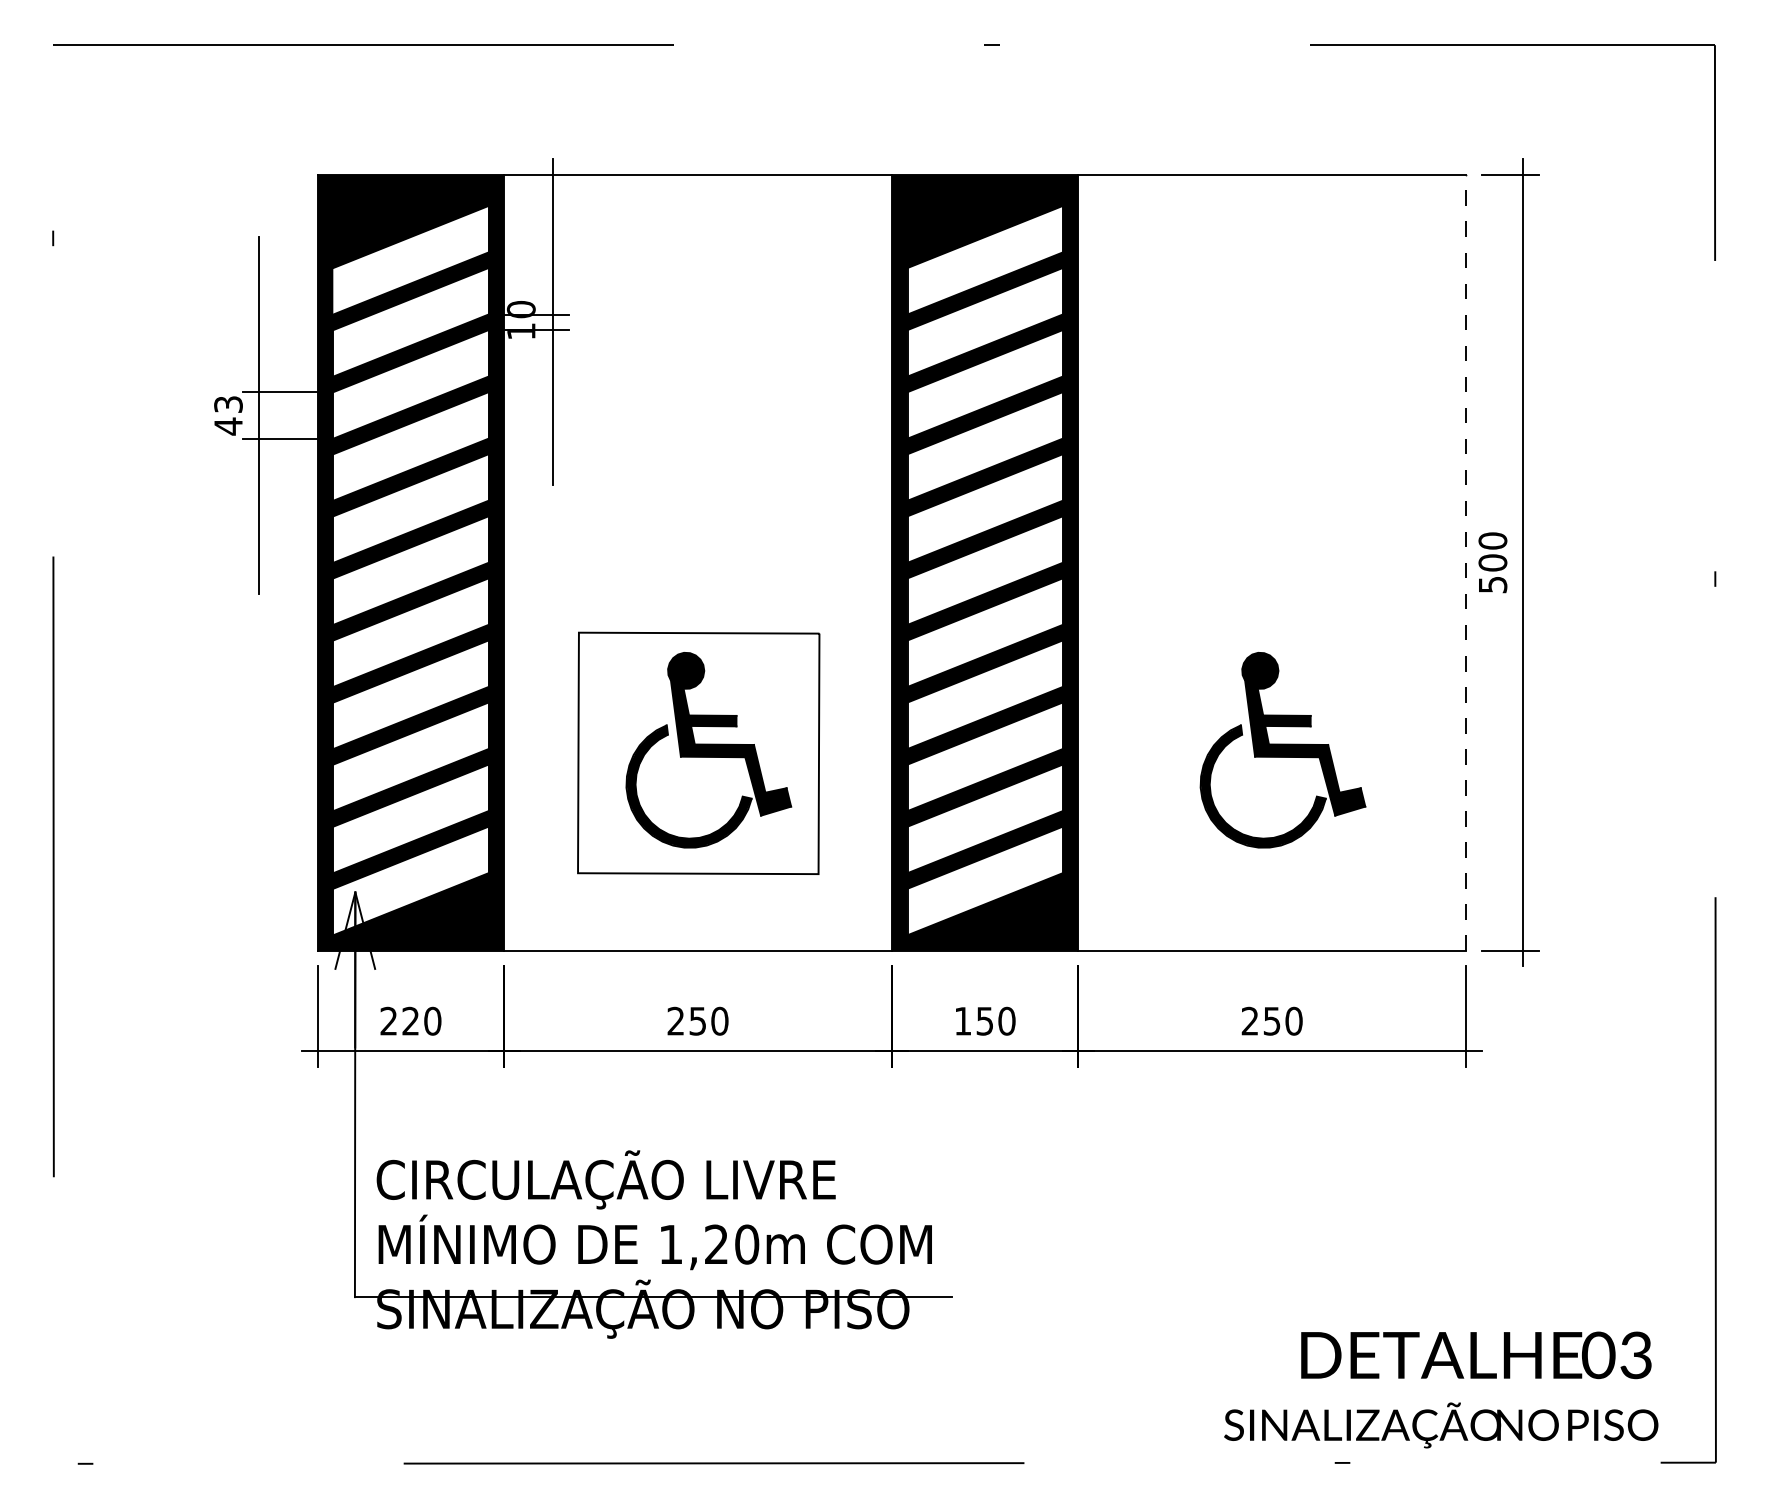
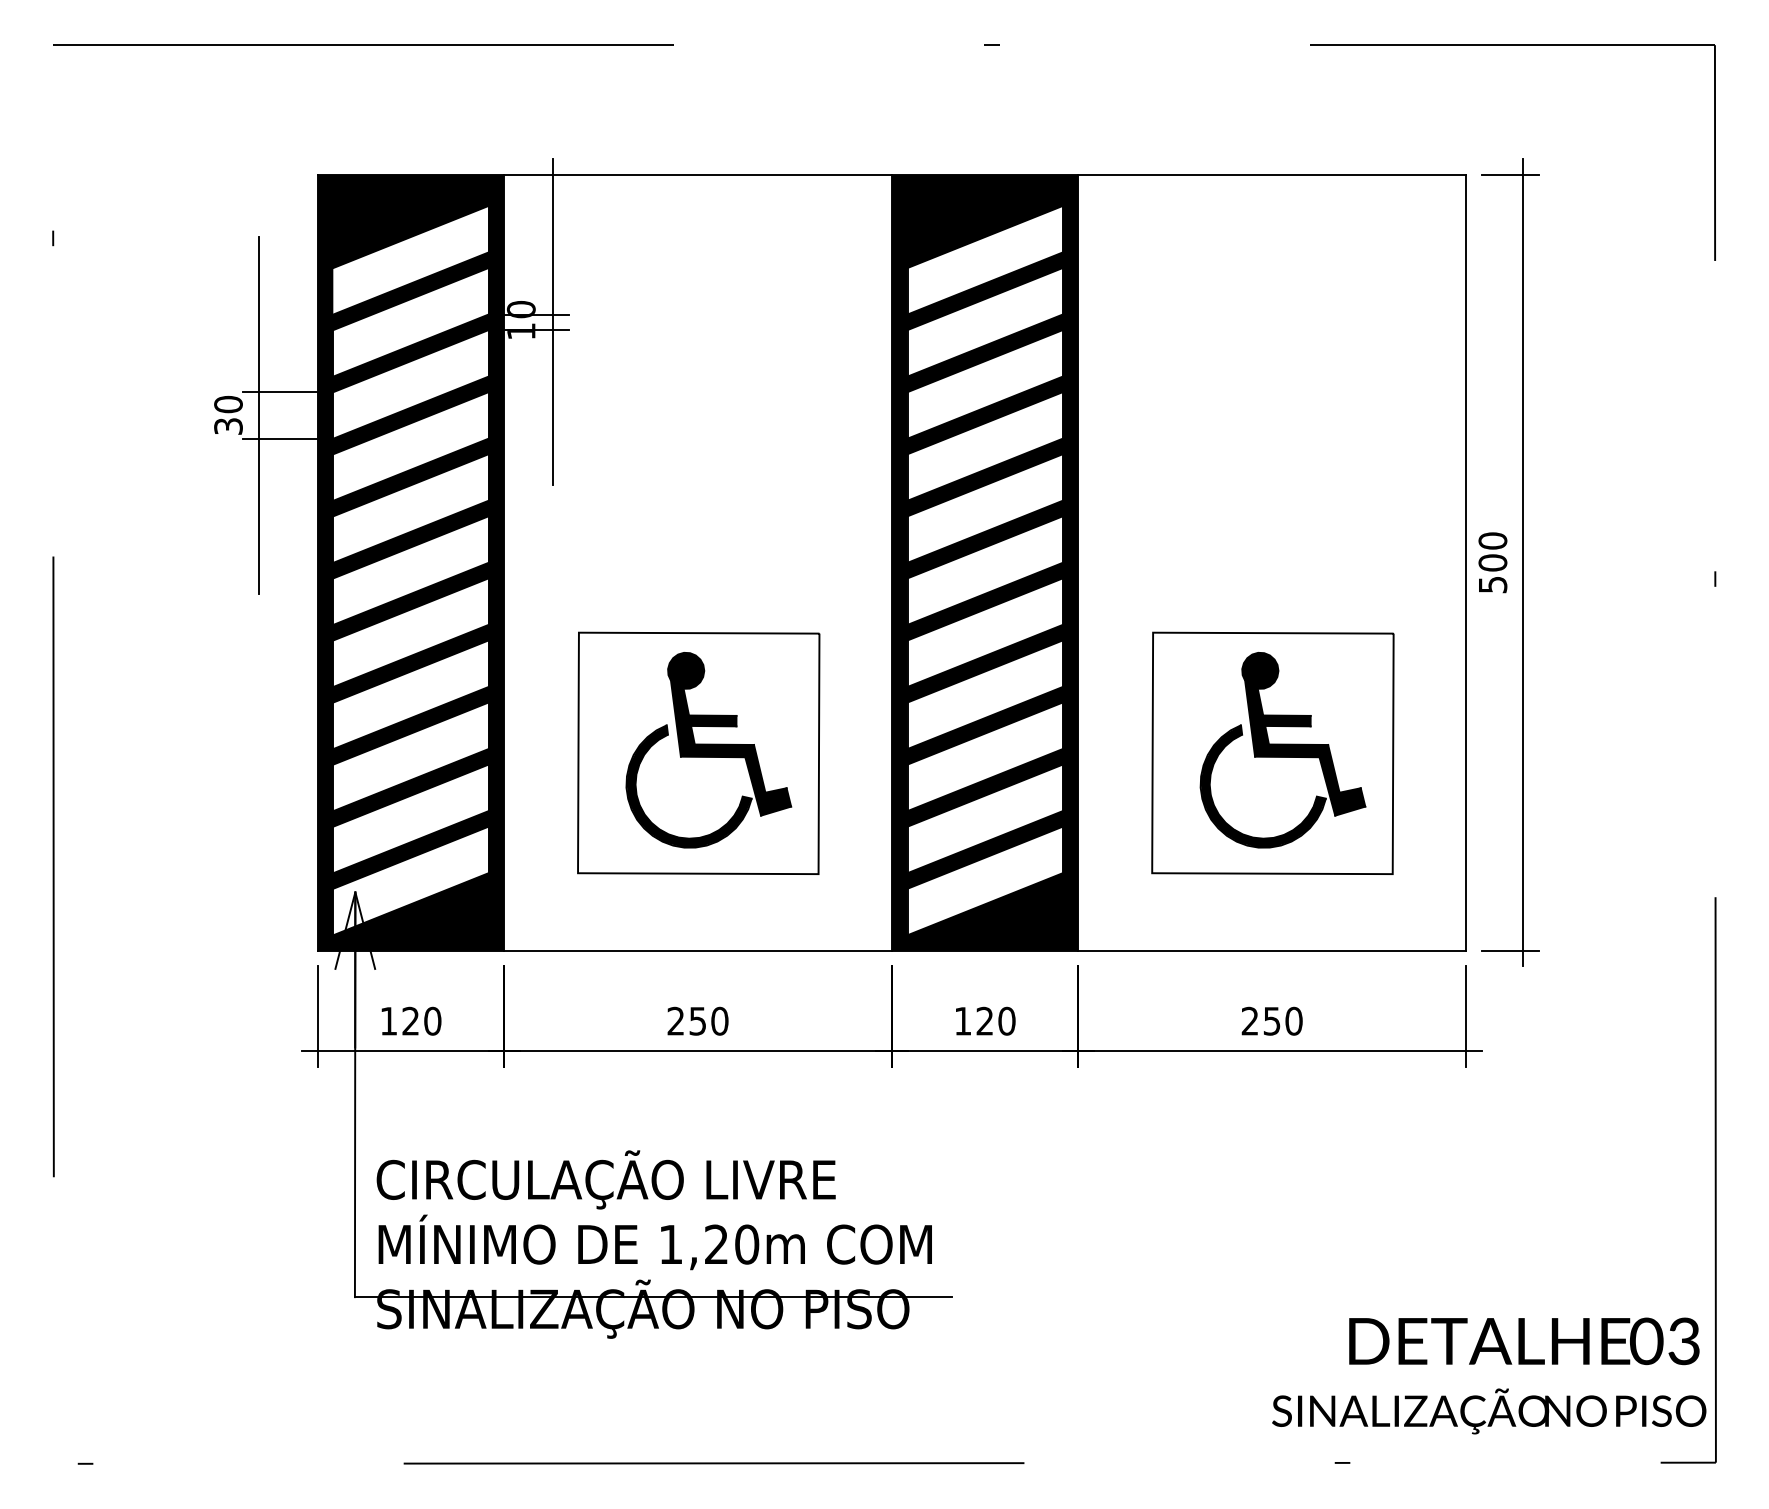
text: 43 -> 30 (228, 415)
line: dashed -> solid (1466, 562)
part: none -> present (1272, 752)
text: 220 -> 120 (388, 1020)
text: 150 -> 120 (984, 1020)
text position: (1441, 1389) -> (1489, 1375) (1489, 1375)
